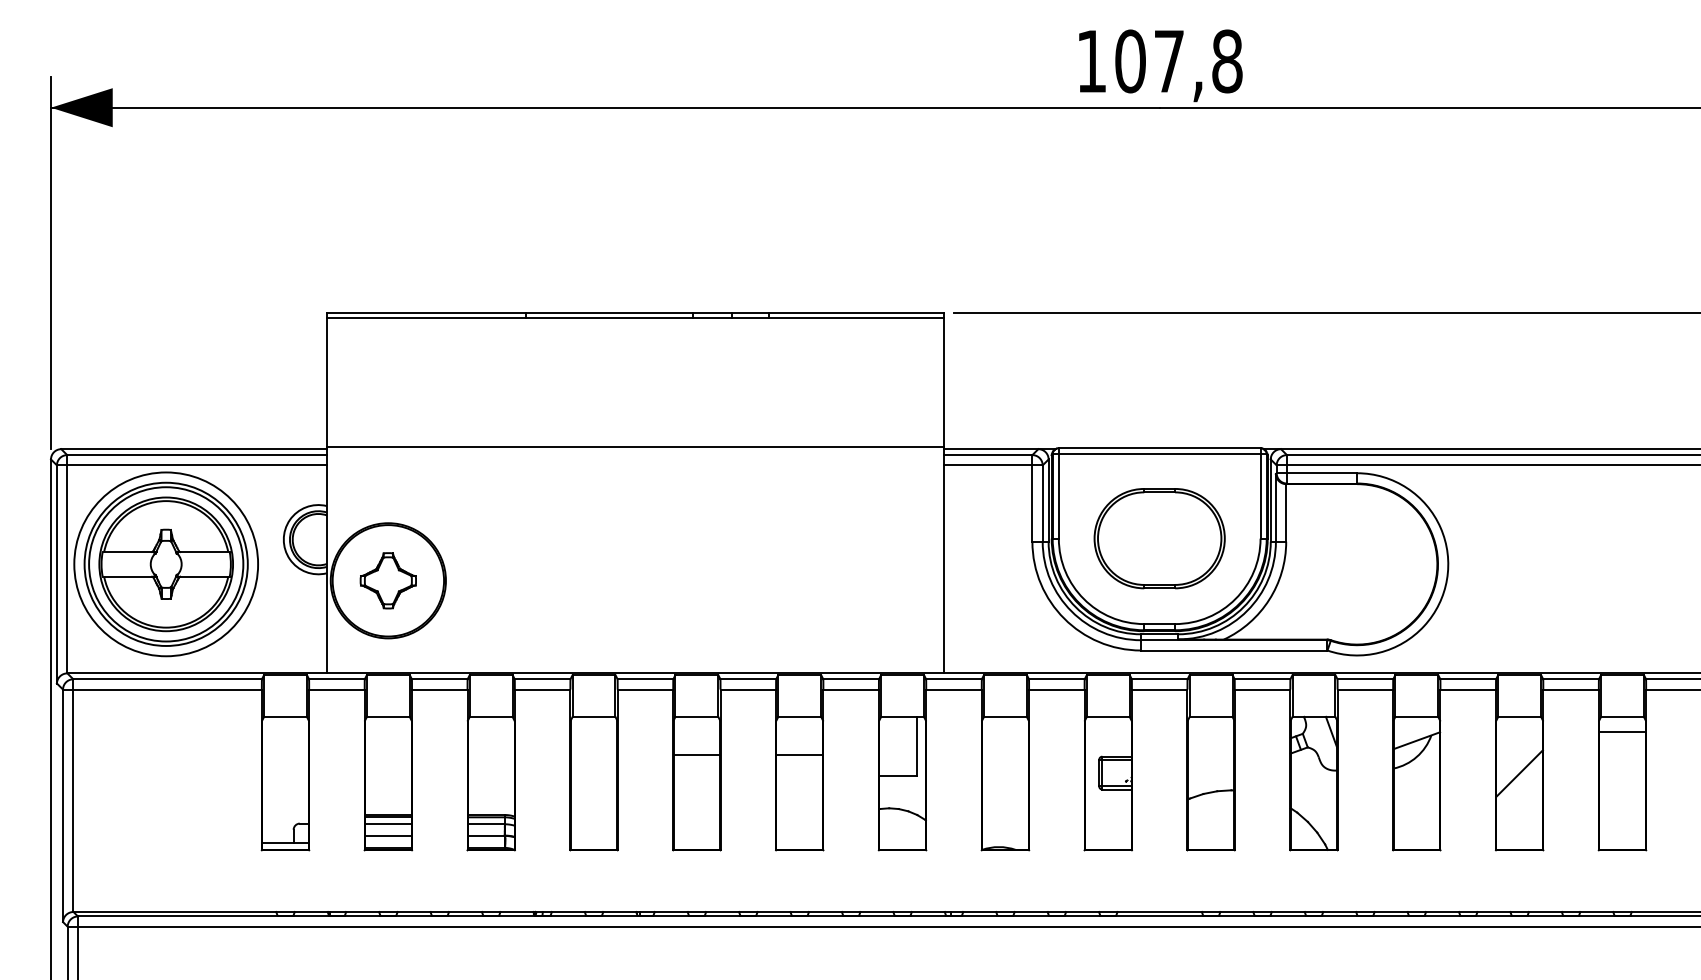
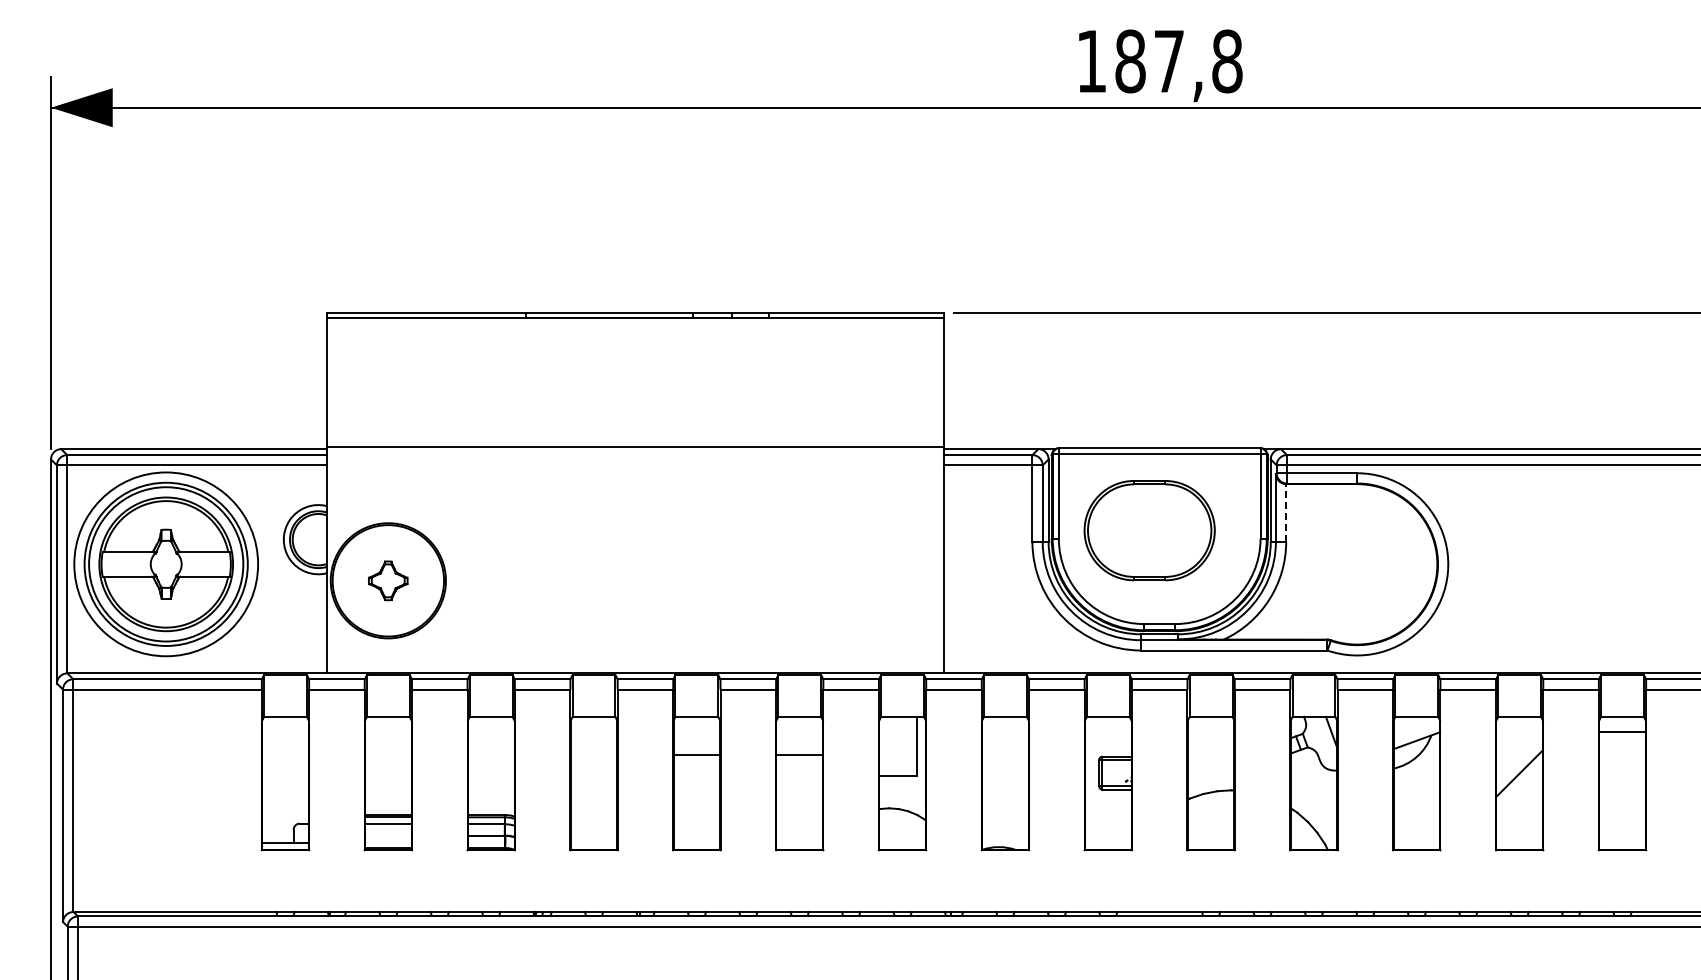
text: 107,8 -> 187,8 (1130, 61)
line: solid -> dashed (1286, 512)
part position: (1159, 538) -> (1149, 530) (1149, 530)
part size: 58x58 px -> 41x42 px (388, 580)
line: present -> none (388, 835)
